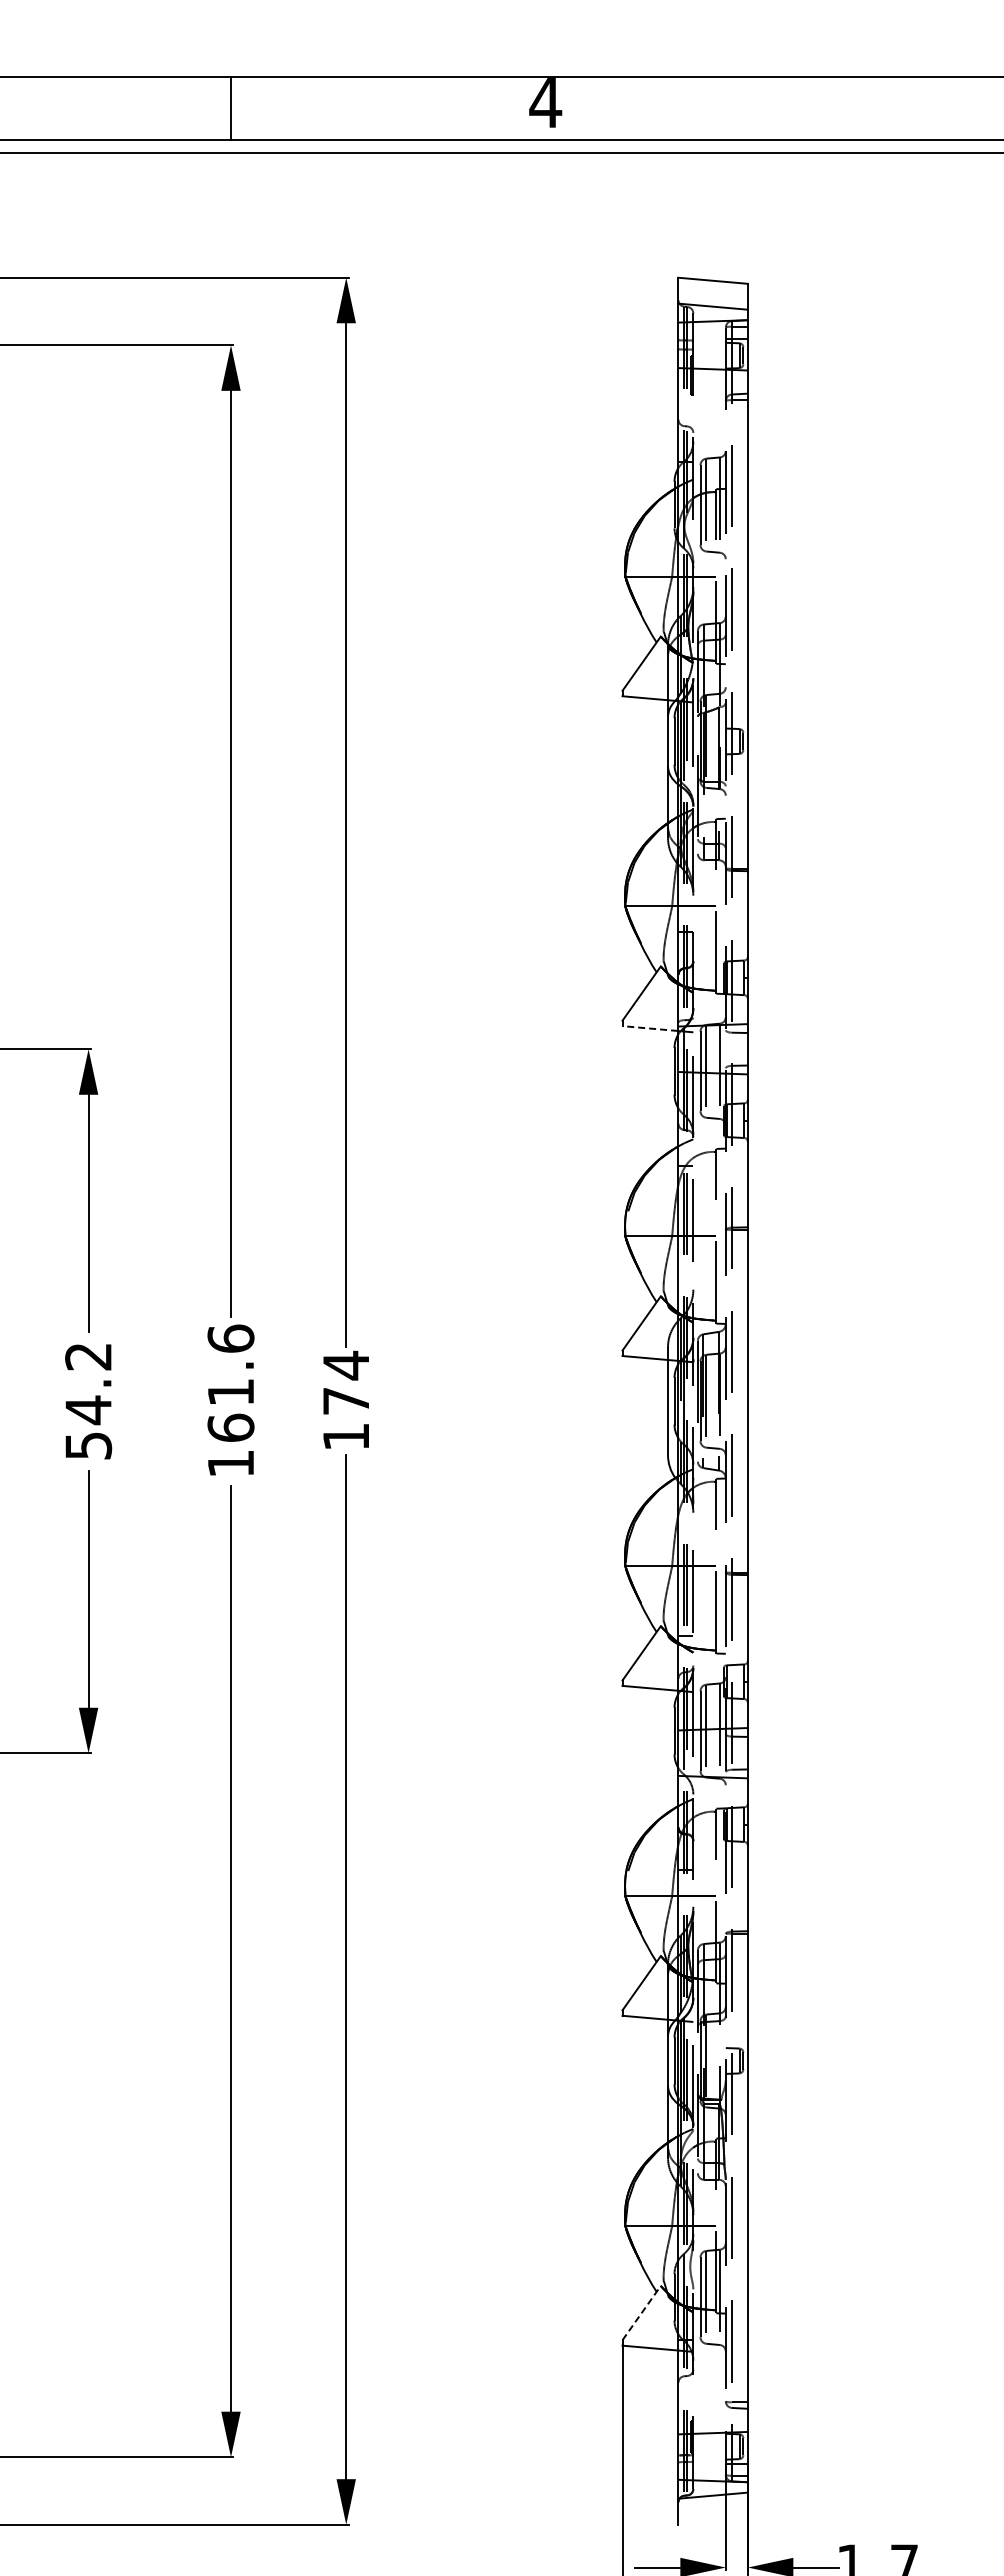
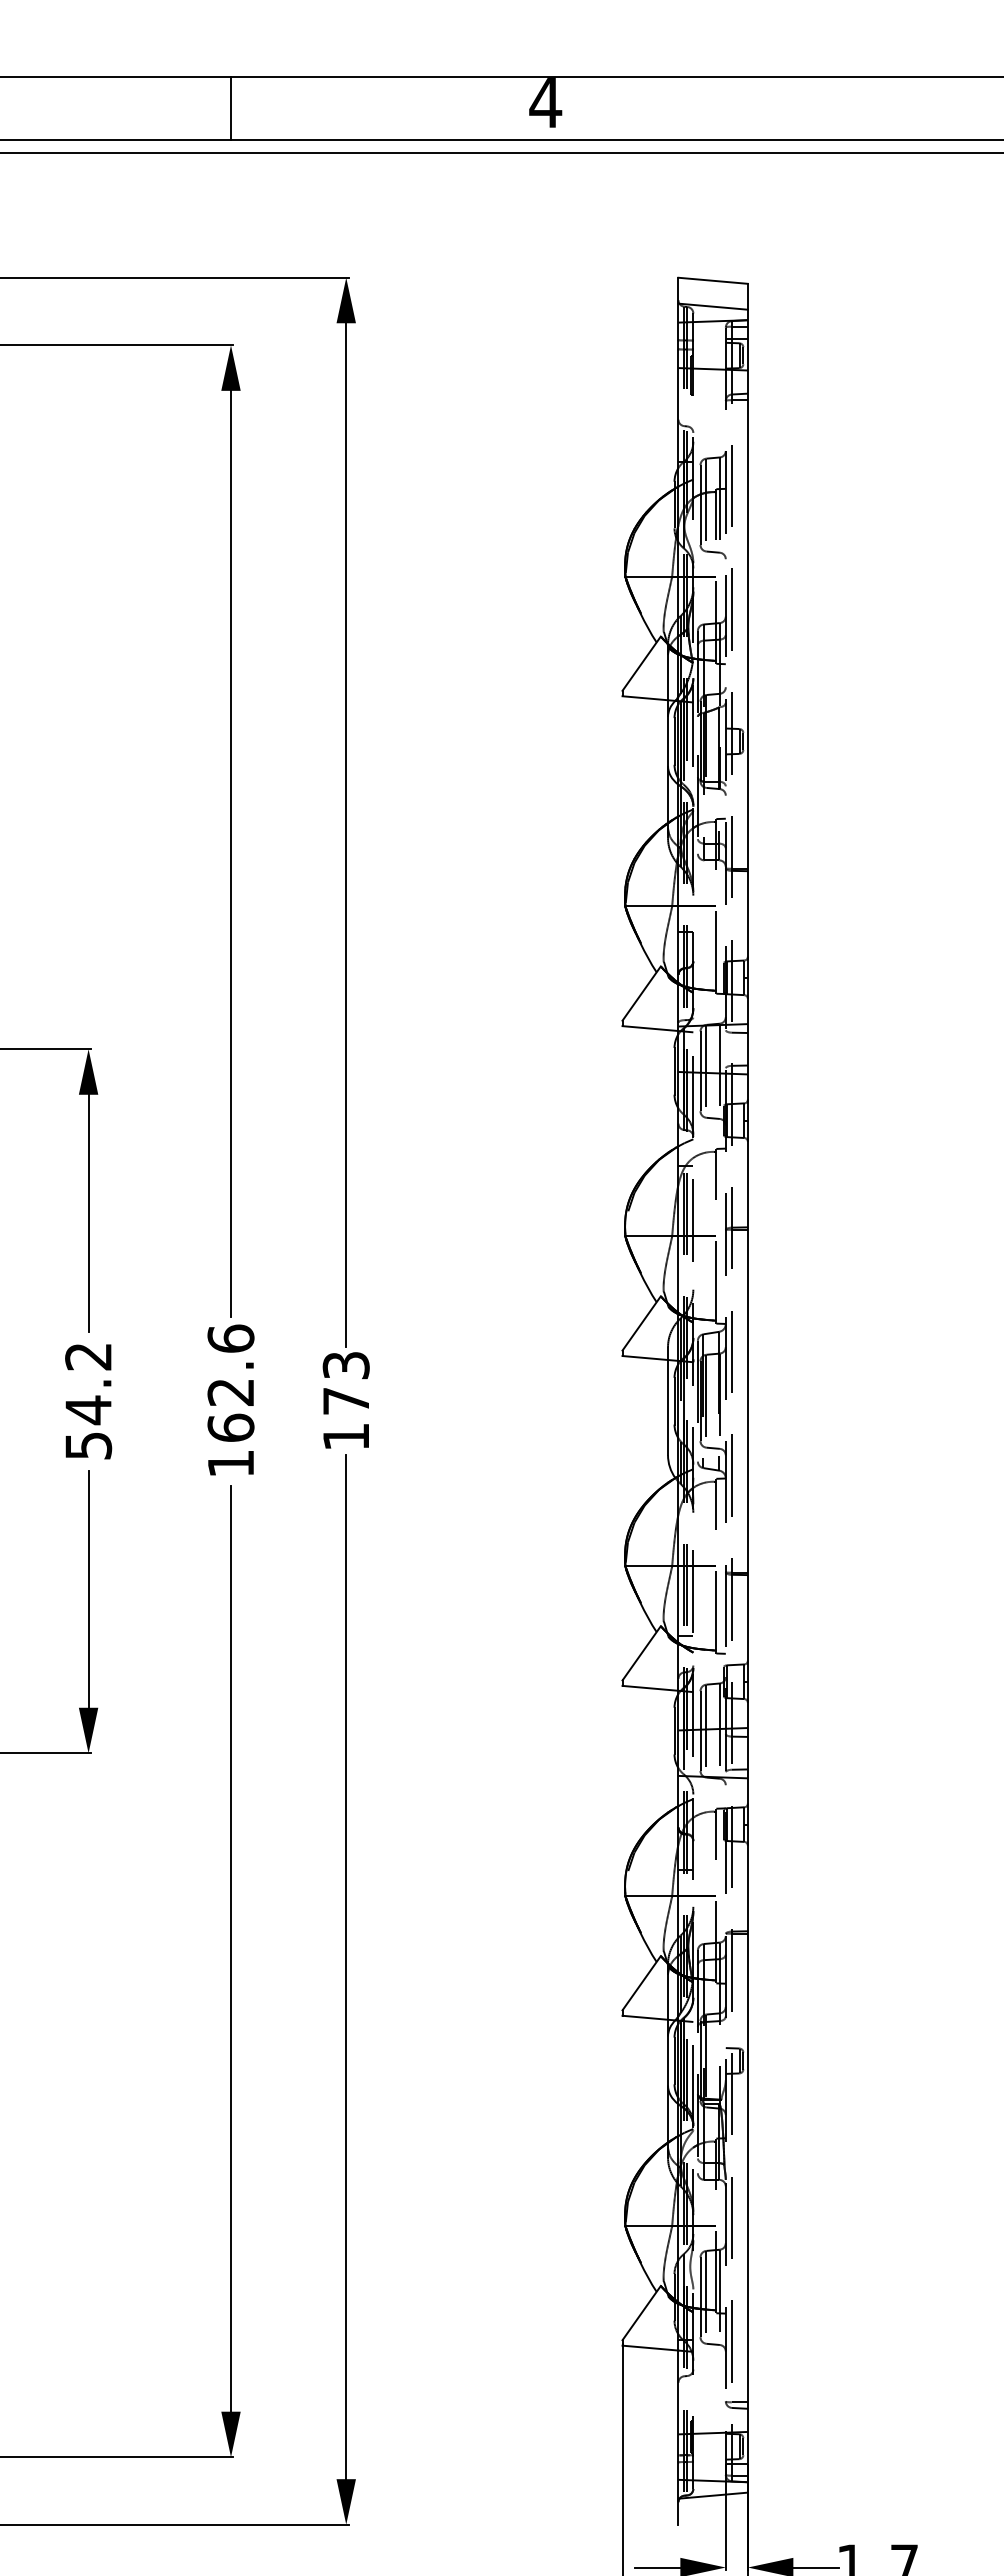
line: dashed -> solid (650, 1028)
text: 174 -> 173 (345, 1365)
text: 161.6 -> 162.6 (230, 1392)
line: dashed -> solid (641, 2312)
